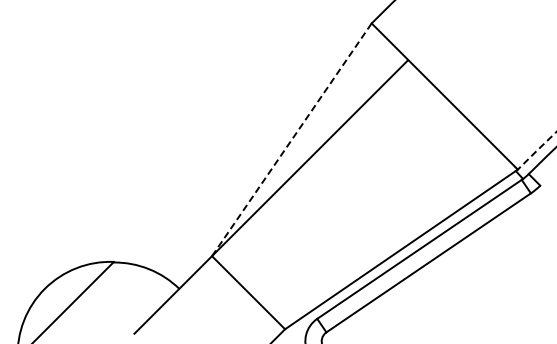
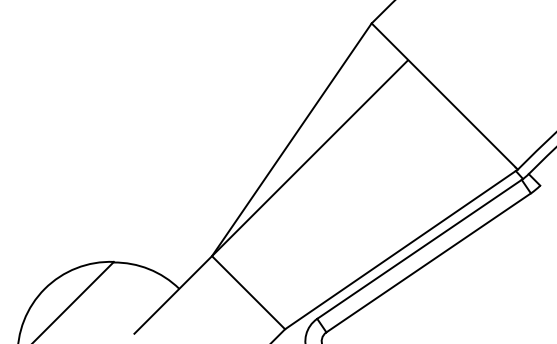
line: dashed -> solid (292, 139)
arc: dashed -> solid (537, 150)
